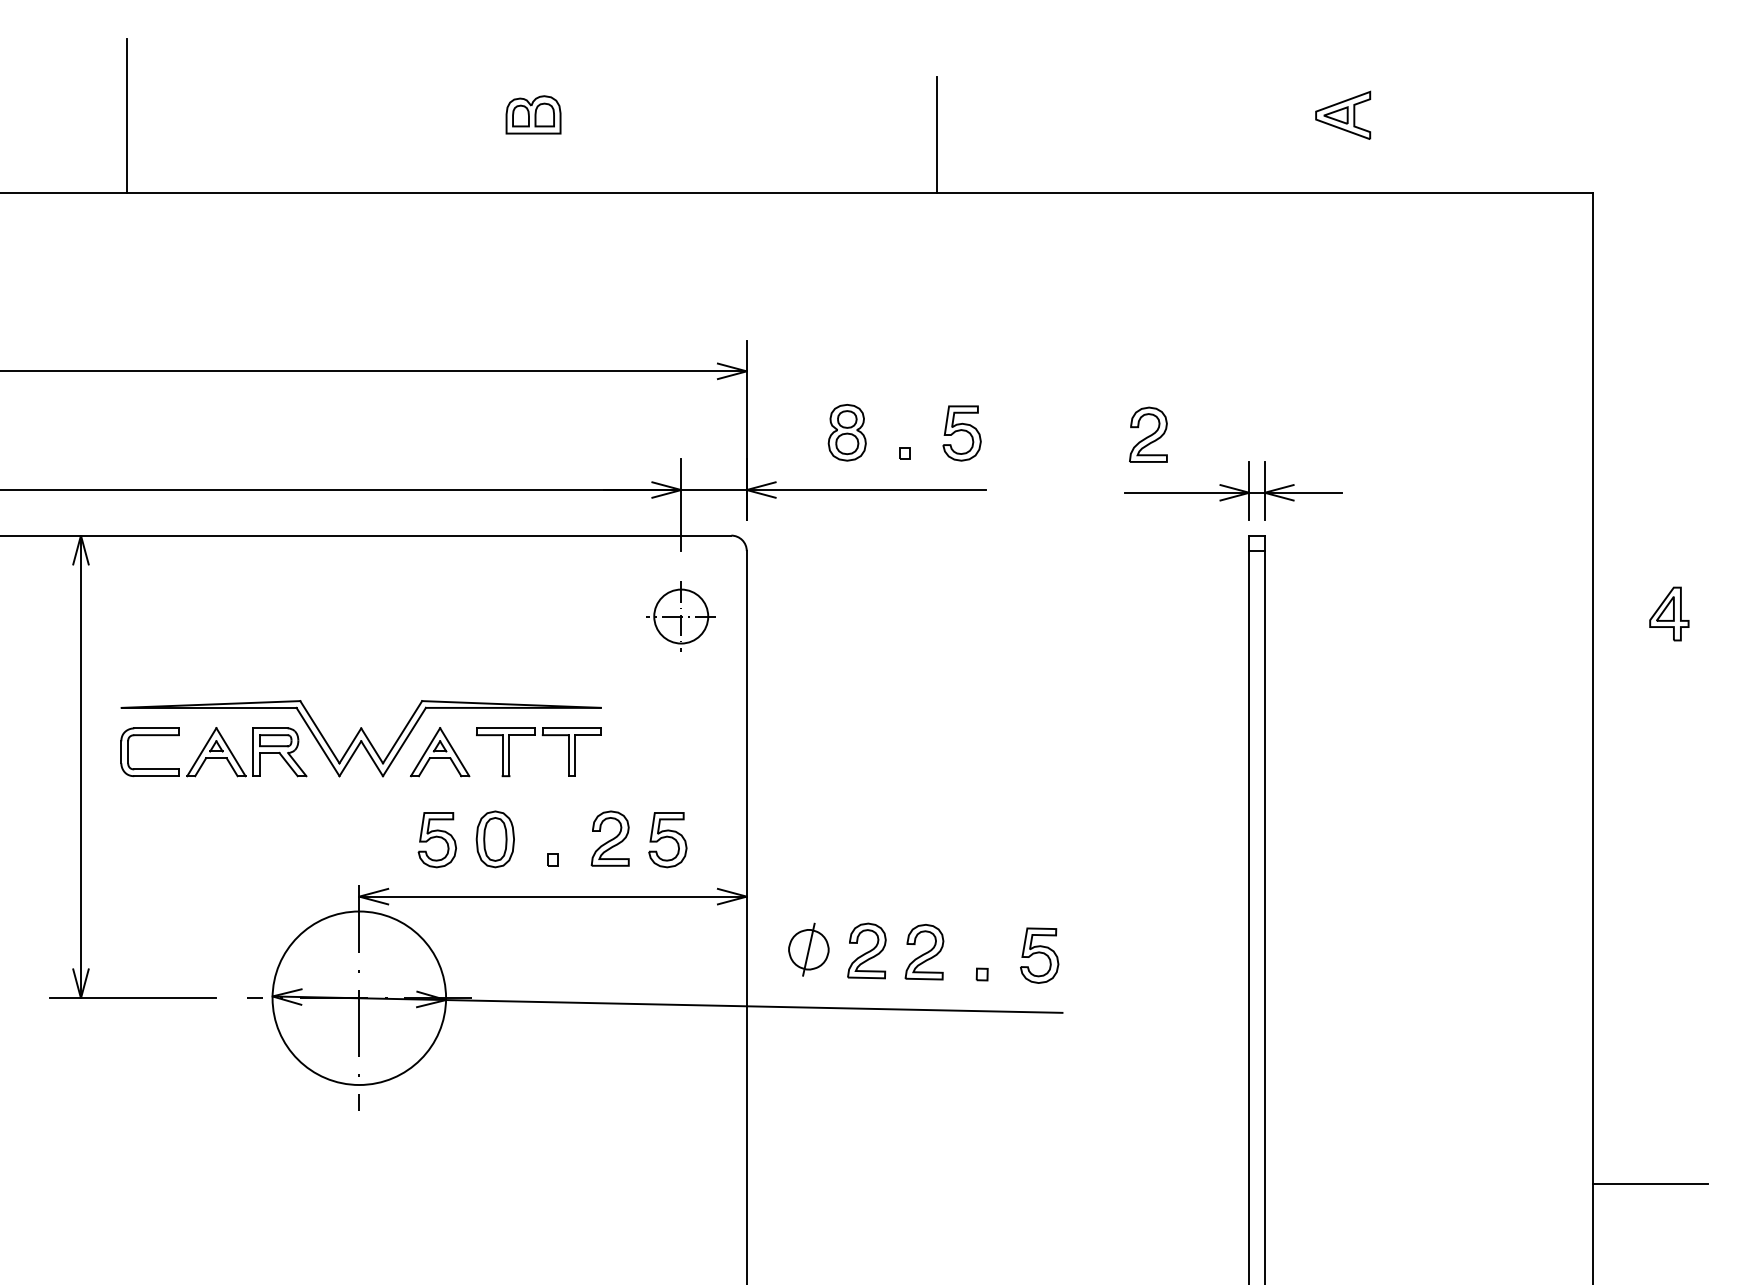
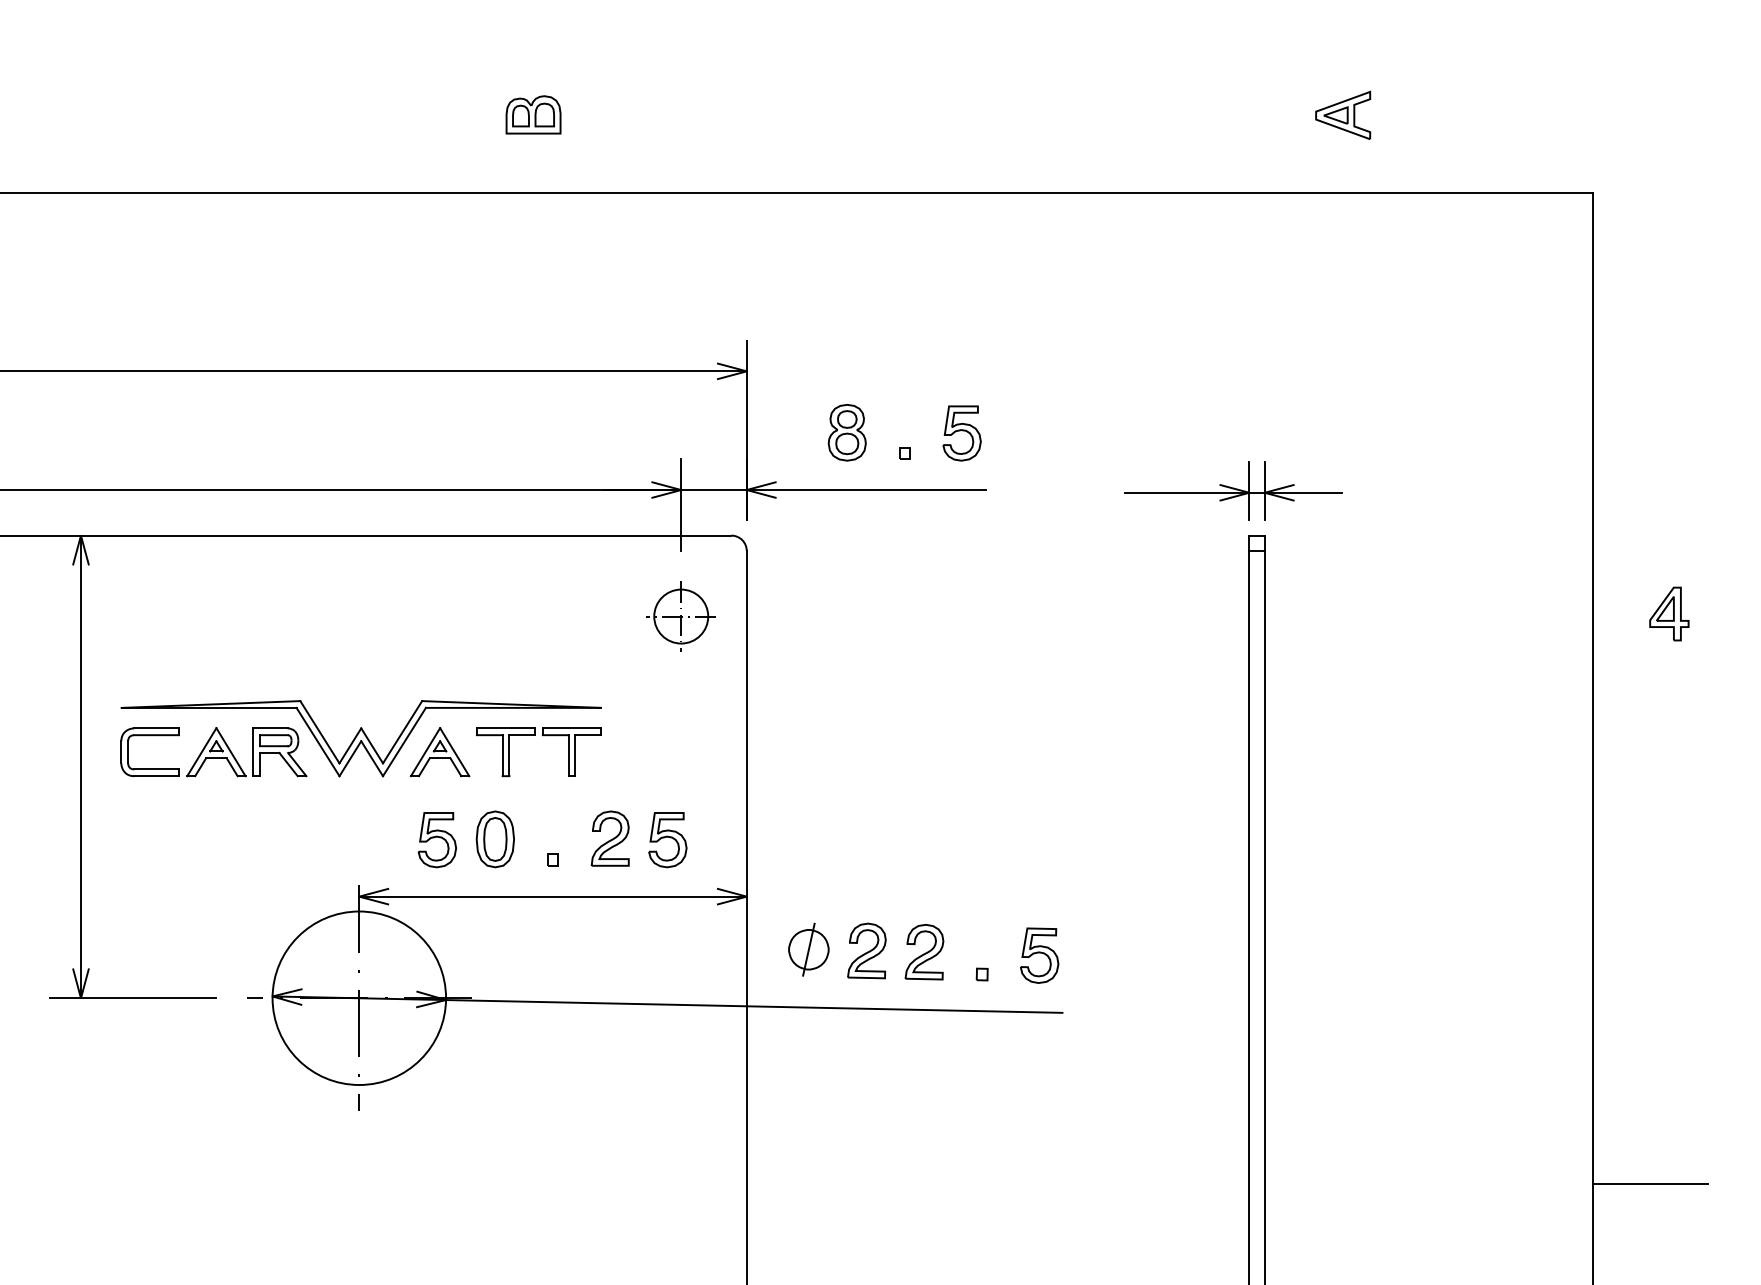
line: present -> none (127, 115)
line: present -> none (937, 134)
part: present -> none (1148, 434)
